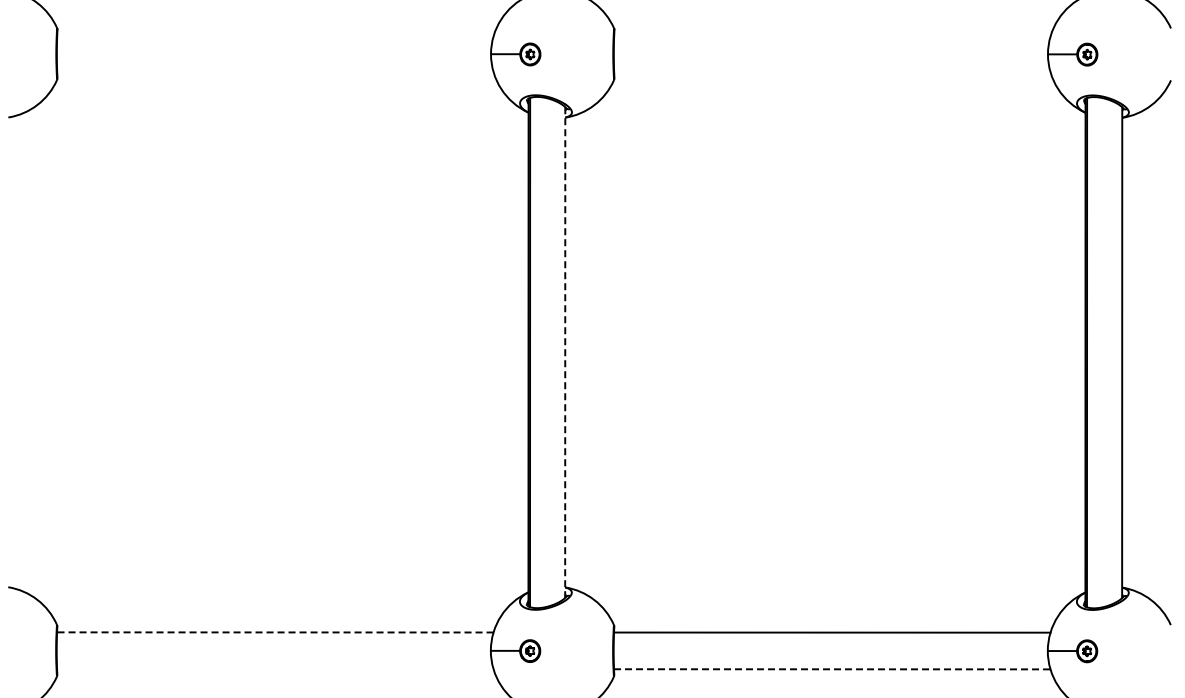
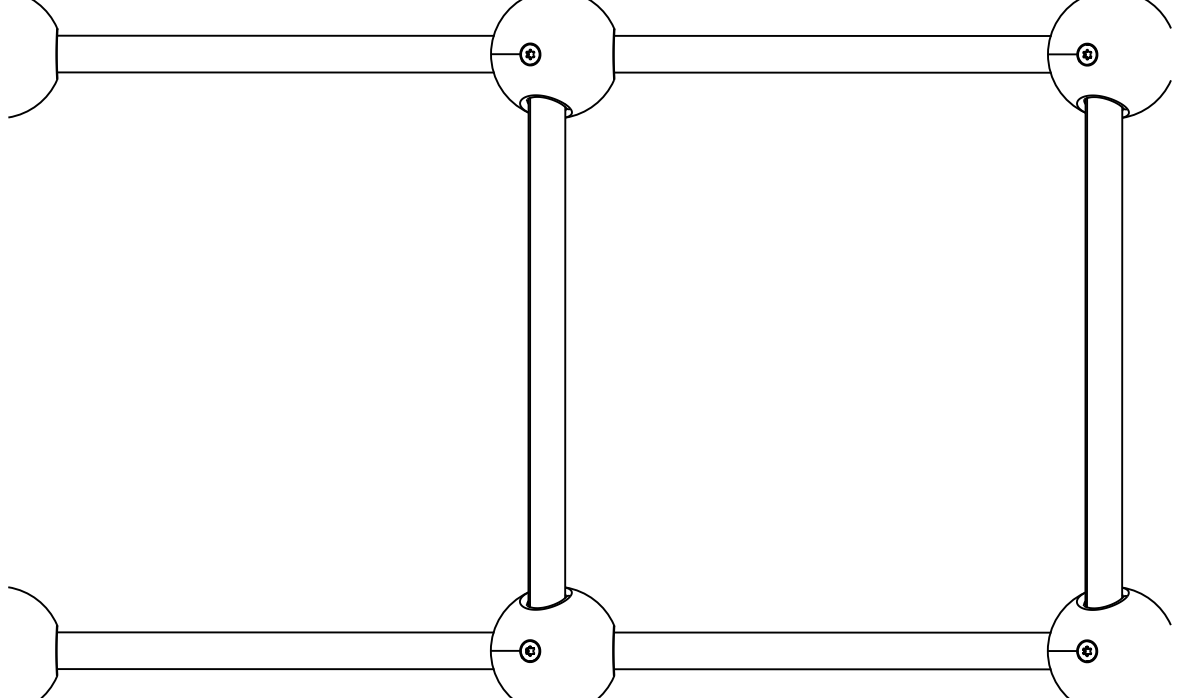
line: none -> present (275, 35)
line: none -> present (832, 35)
line: none -> present (275, 72)
line: none -> present (832, 72)
line: dashed -> solid (565, 353)
line: dashed -> solid (274, 632)
line: none -> present (275, 669)
line: dashed -> solid (832, 669)
